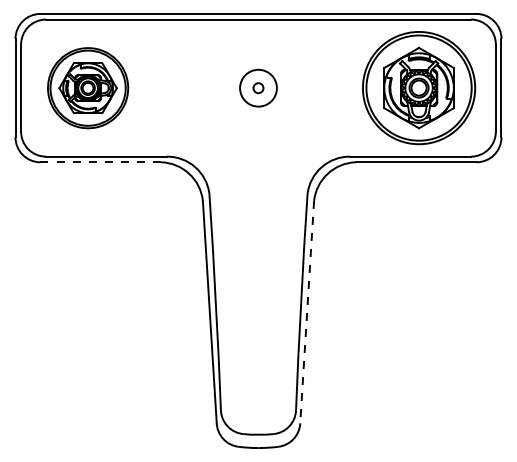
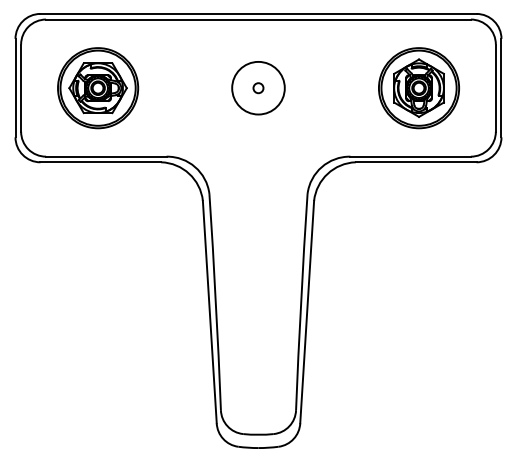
circle diameter: 37 px -> 53 px (258, 87)
part position: (88, 88) -> (98, 88) (98, 88)
part size: 115x115 px -> 82x83 px (418, 88)
line: dashed -> solid (101, 162)
line: dashed -> solid (307, 312)
